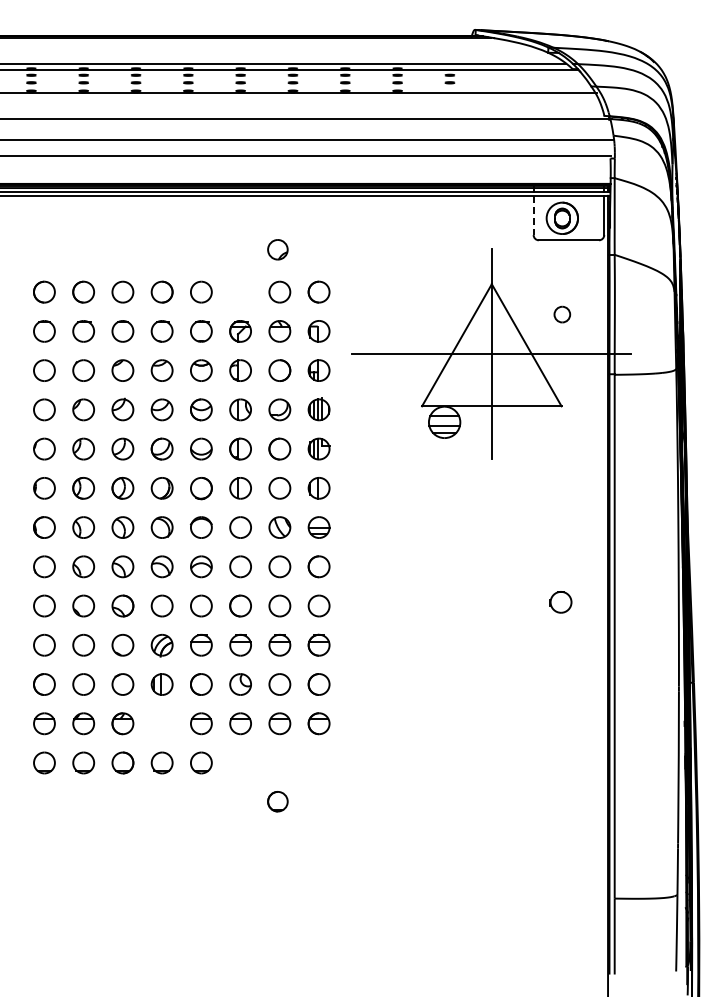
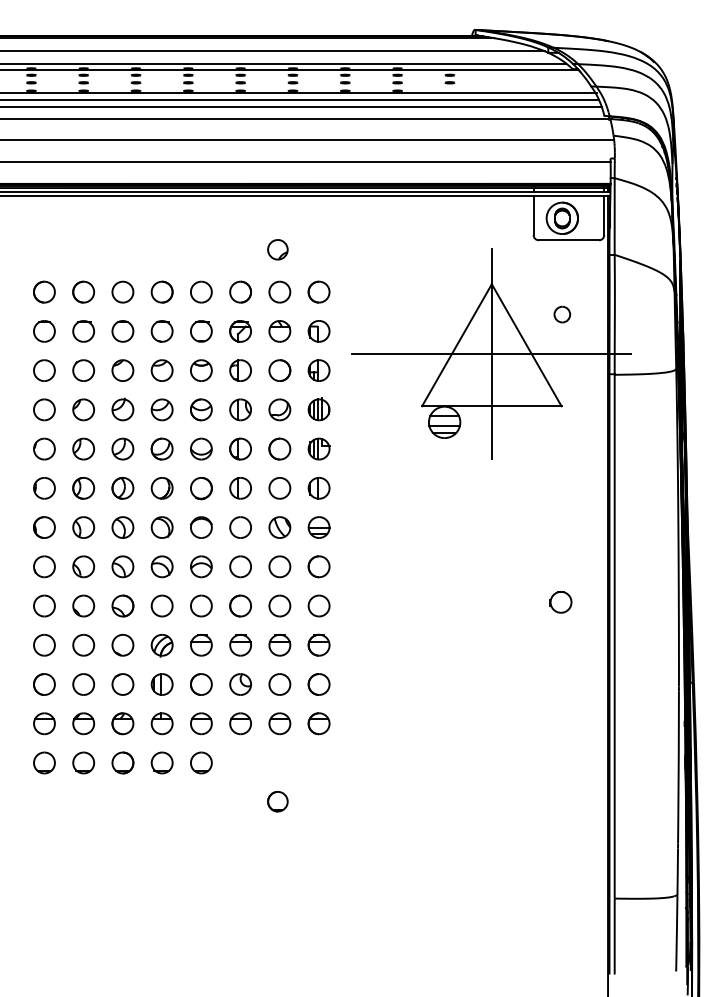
line: none -> present (273, 51)
line: none -> present (300, 100)
line: none -> present (301, 107)
line position: (306, 156) -> (306, 162) (306, 162)
line: dashed -> solid (533, 215)
part: none -> present (240, 291)
part: none -> present (161, 723)
